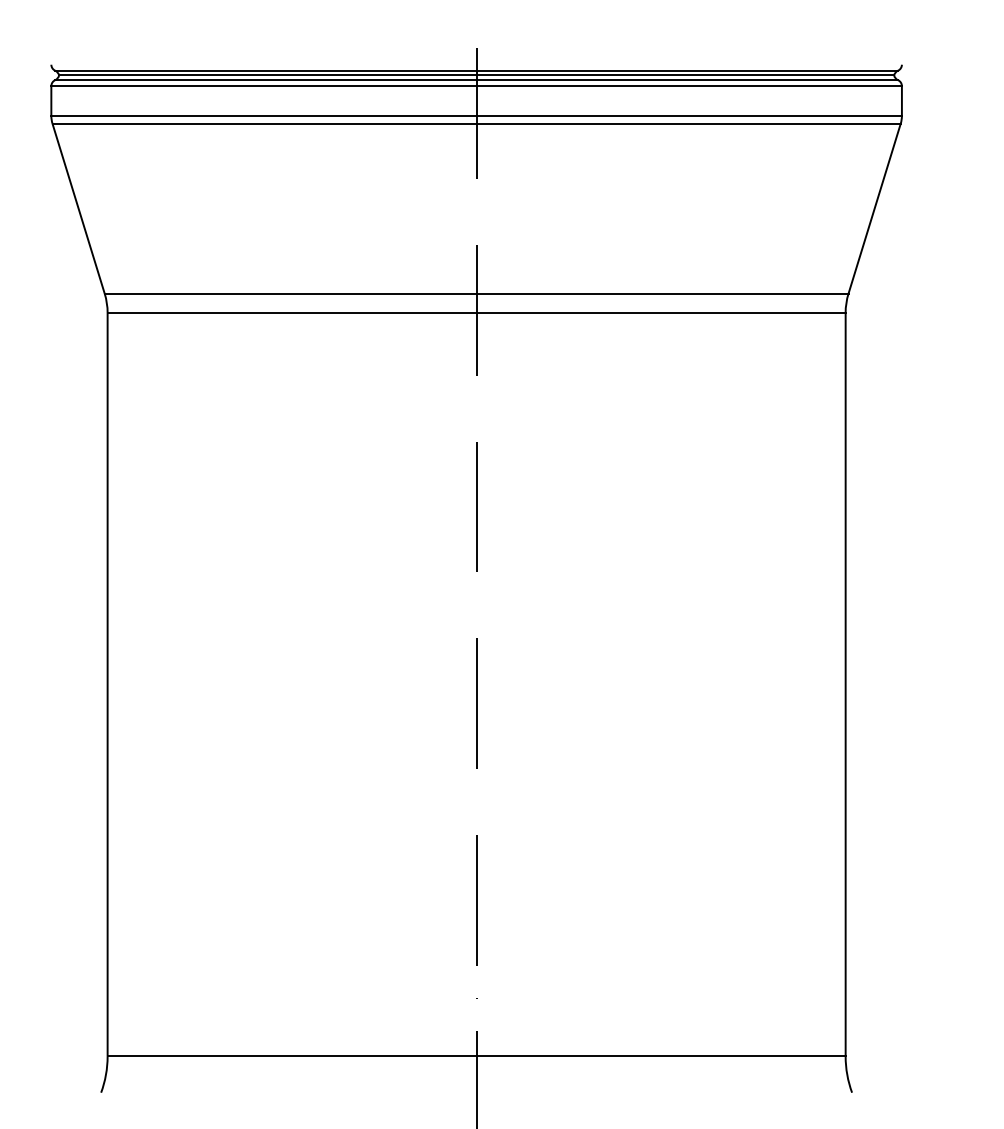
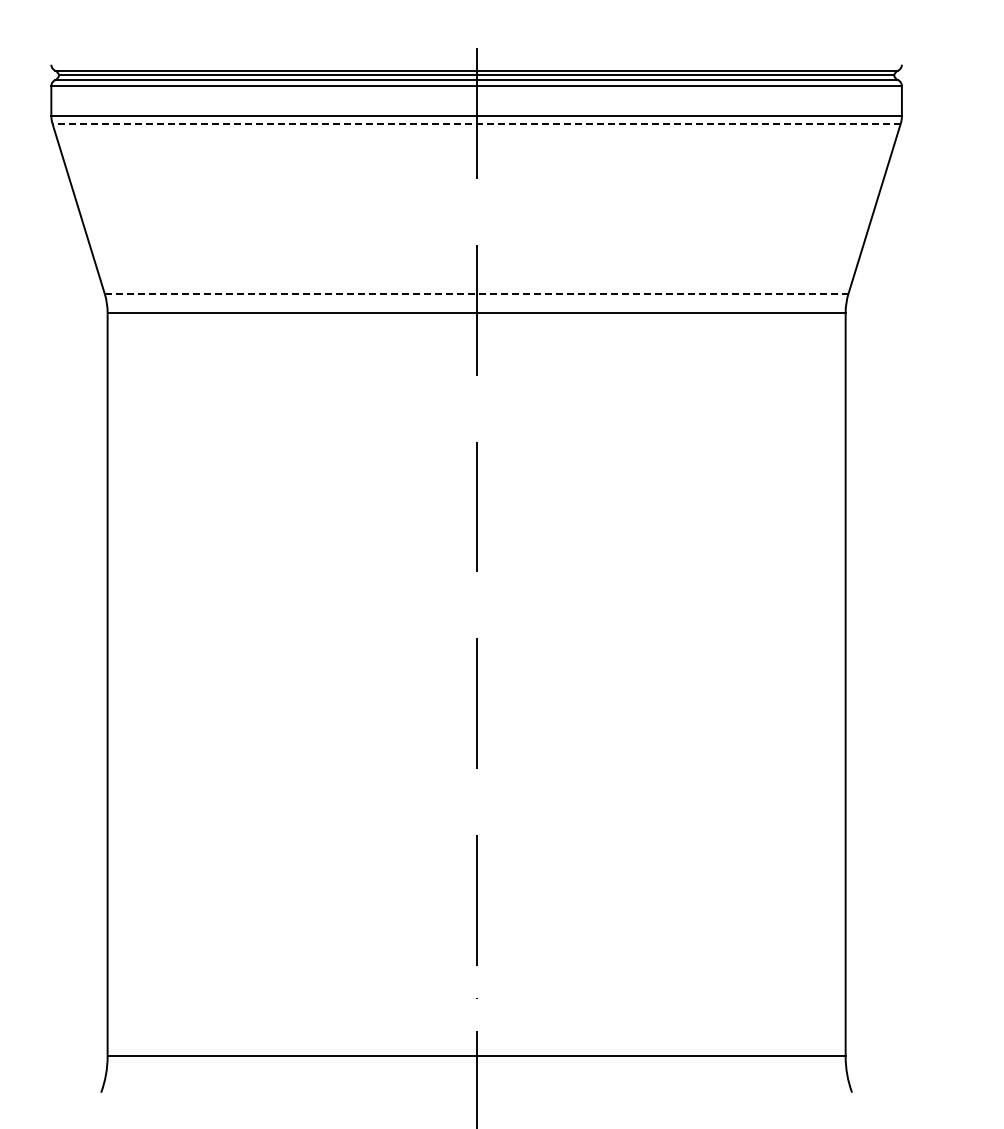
line: solid -> dashed (476, 123)
line: solid -> dashed (476, 293)
